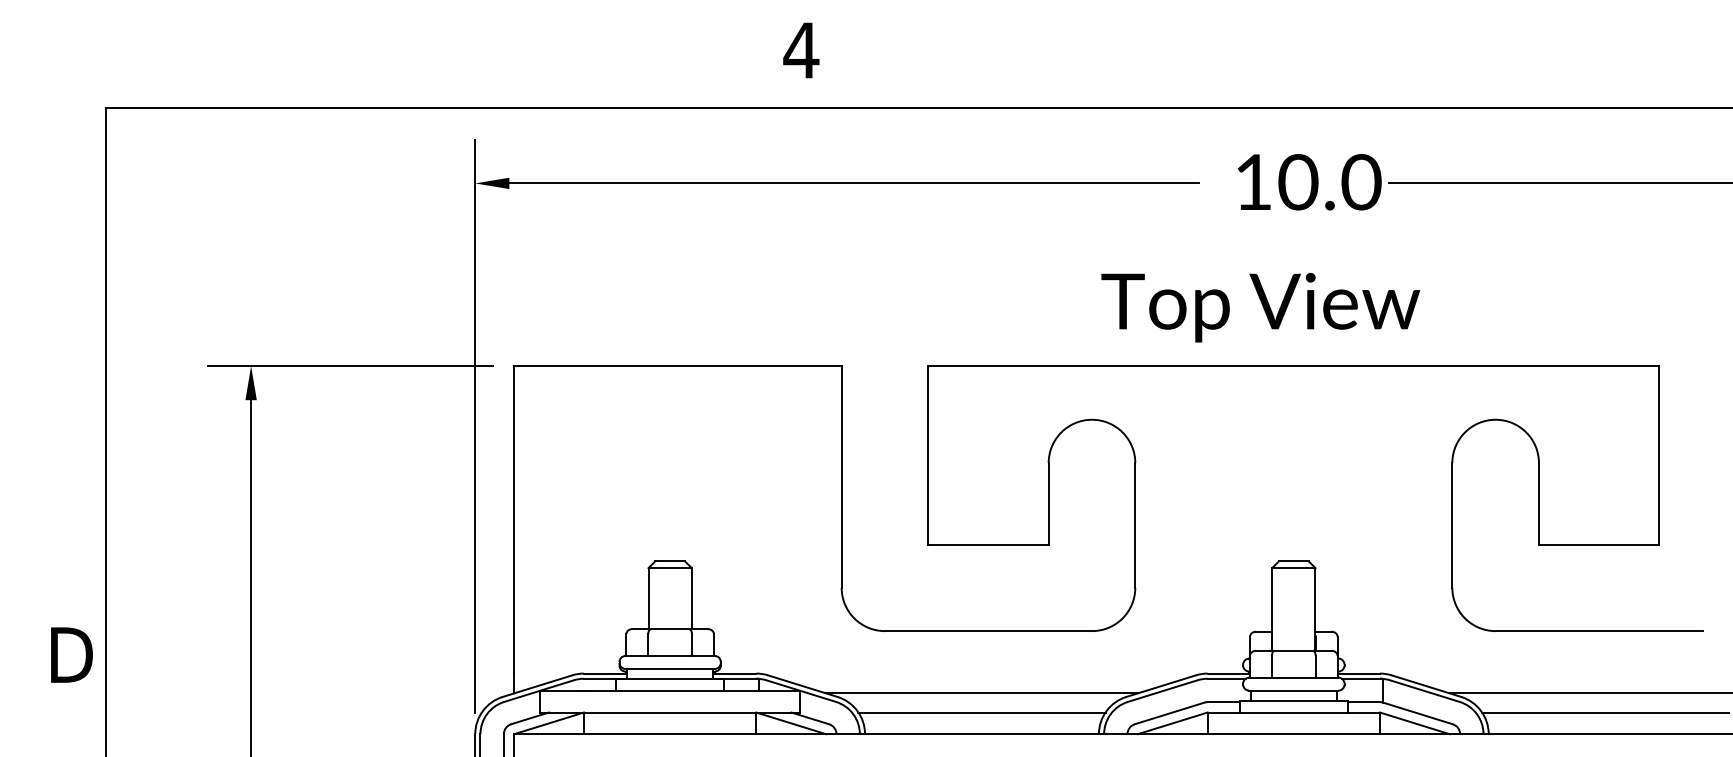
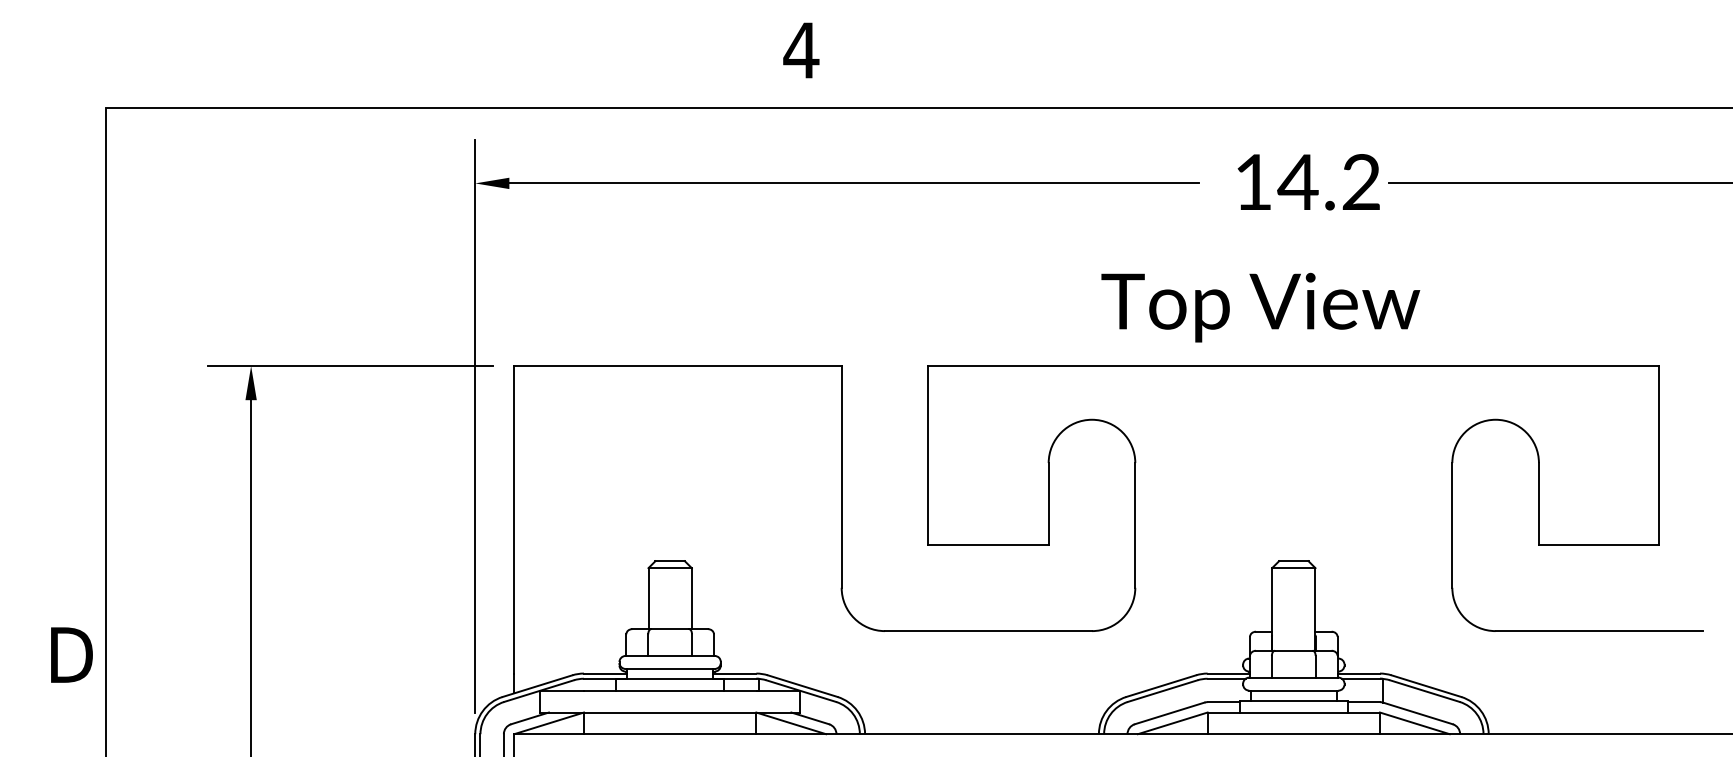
text: 10.0 -> 14.2 (1329, 182)
line: present -> none (981, 693)
line: present -> none (1589, 693)
line: present -> none (981, 712)
line: present -> none (1605, 712)
